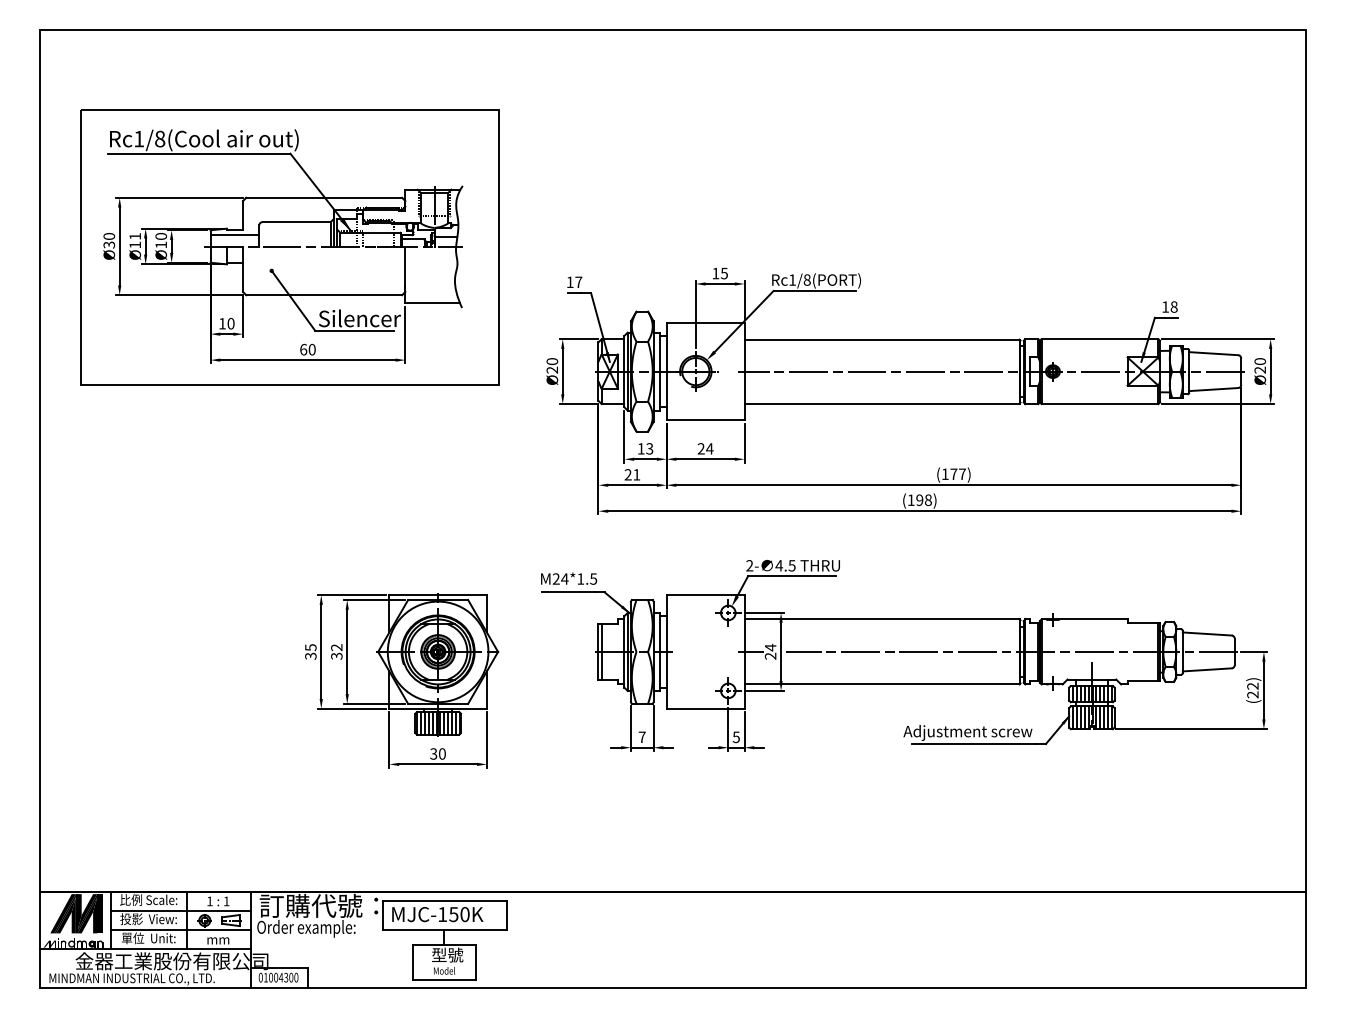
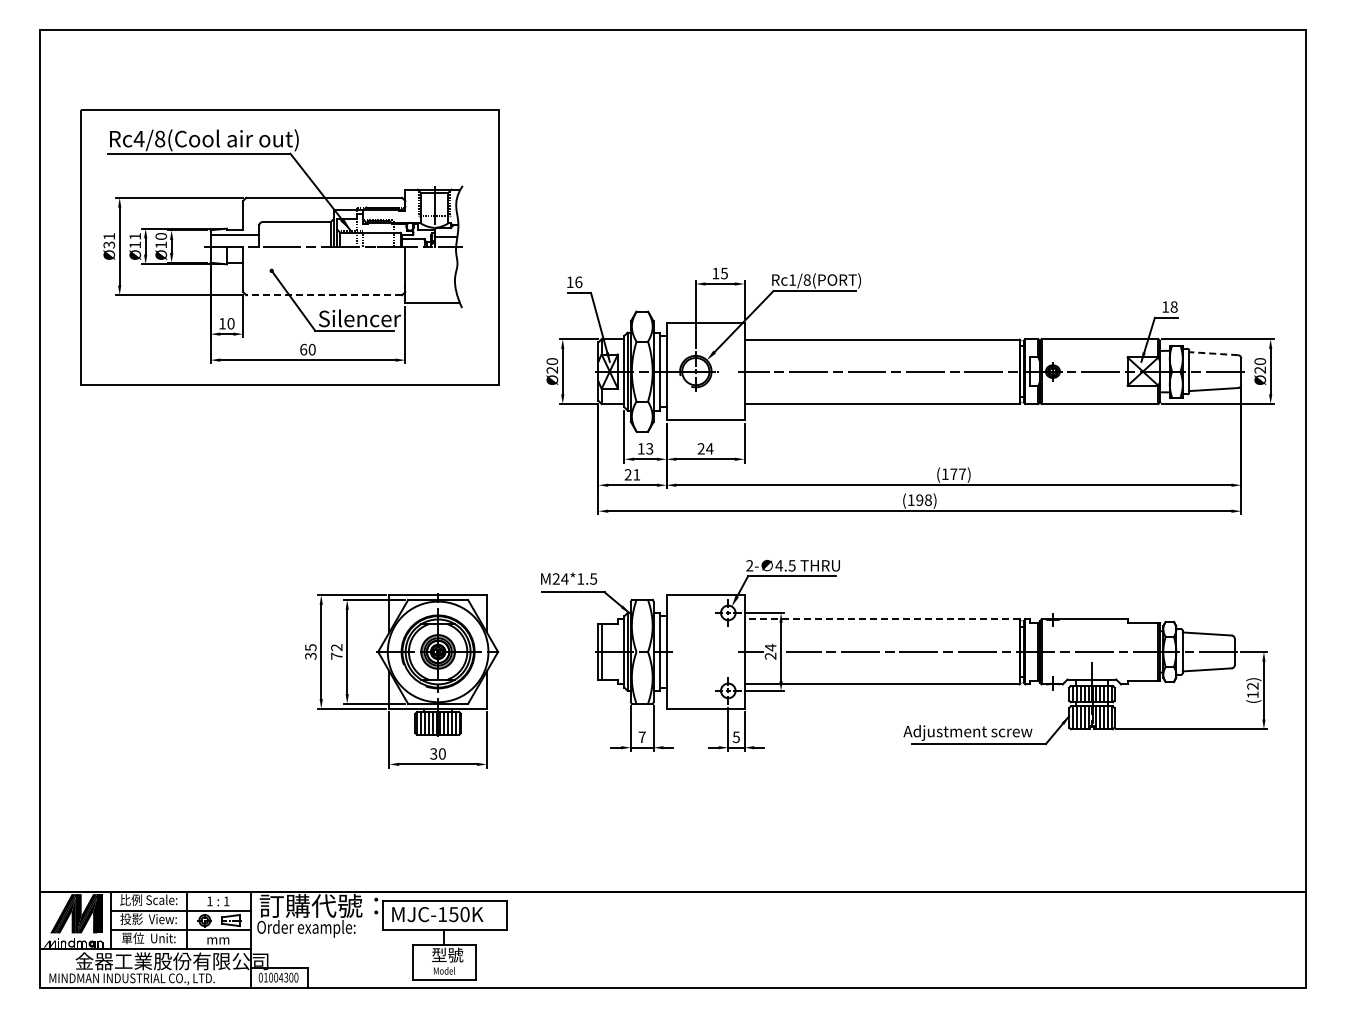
text: Rc1/8(Cool -> Rc4/8(Cool (138, 139)
text: Ø30 -> Ø31 (109, 236)
text: 17 -> 16 (578, 282)
line: solid -> dashed (324, 295)
line: solid -> dashed (1213, 353)
line: solid -> dashed (881, 619)
text: 32 -> 72 (336, 655)
text: (22) -> (12) (1252, 694)
